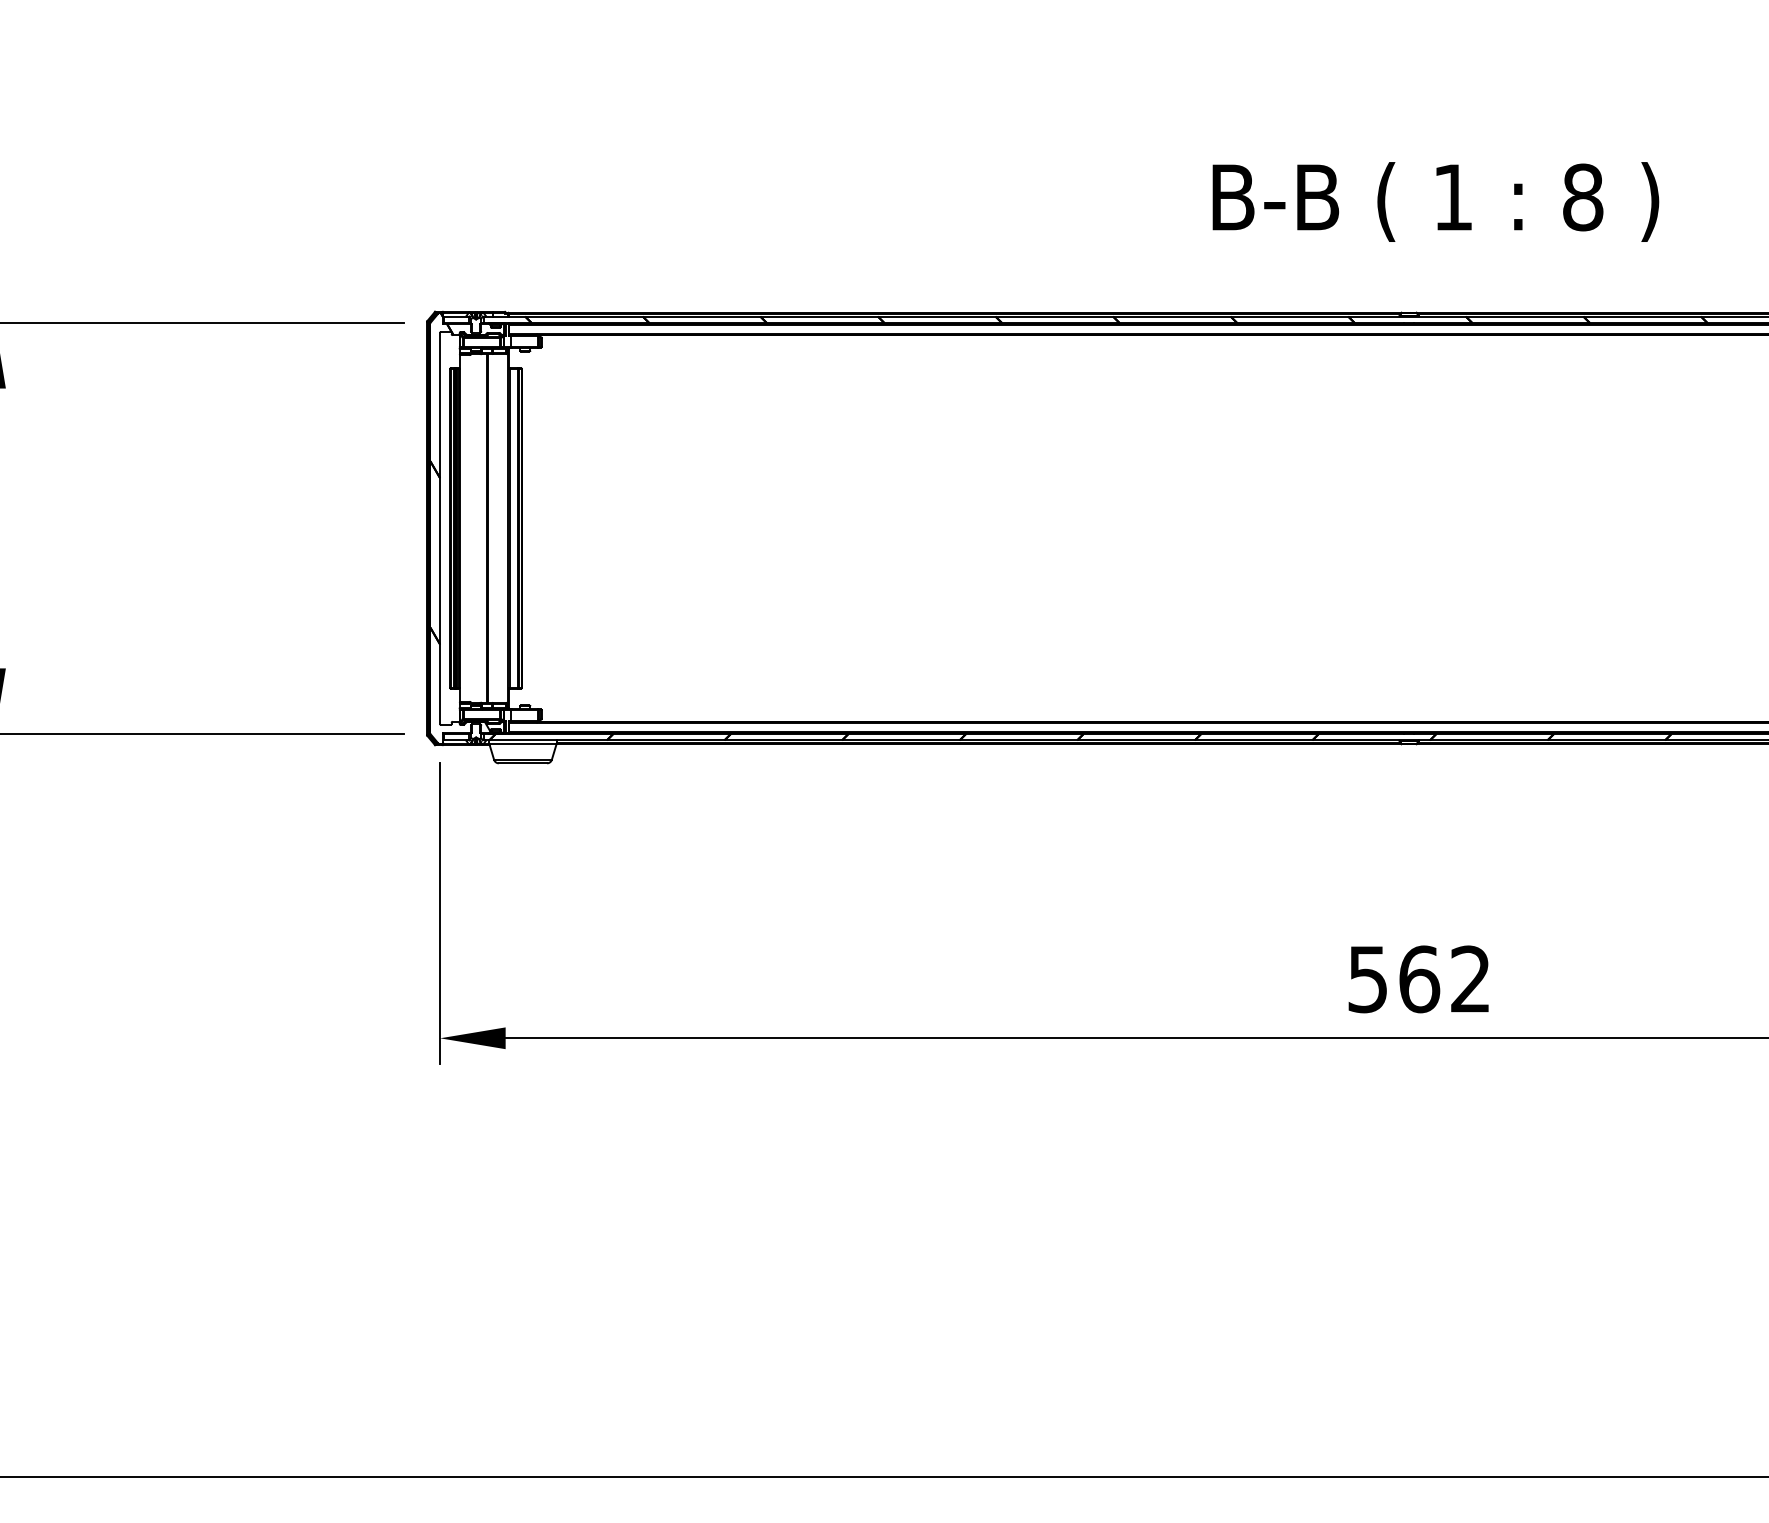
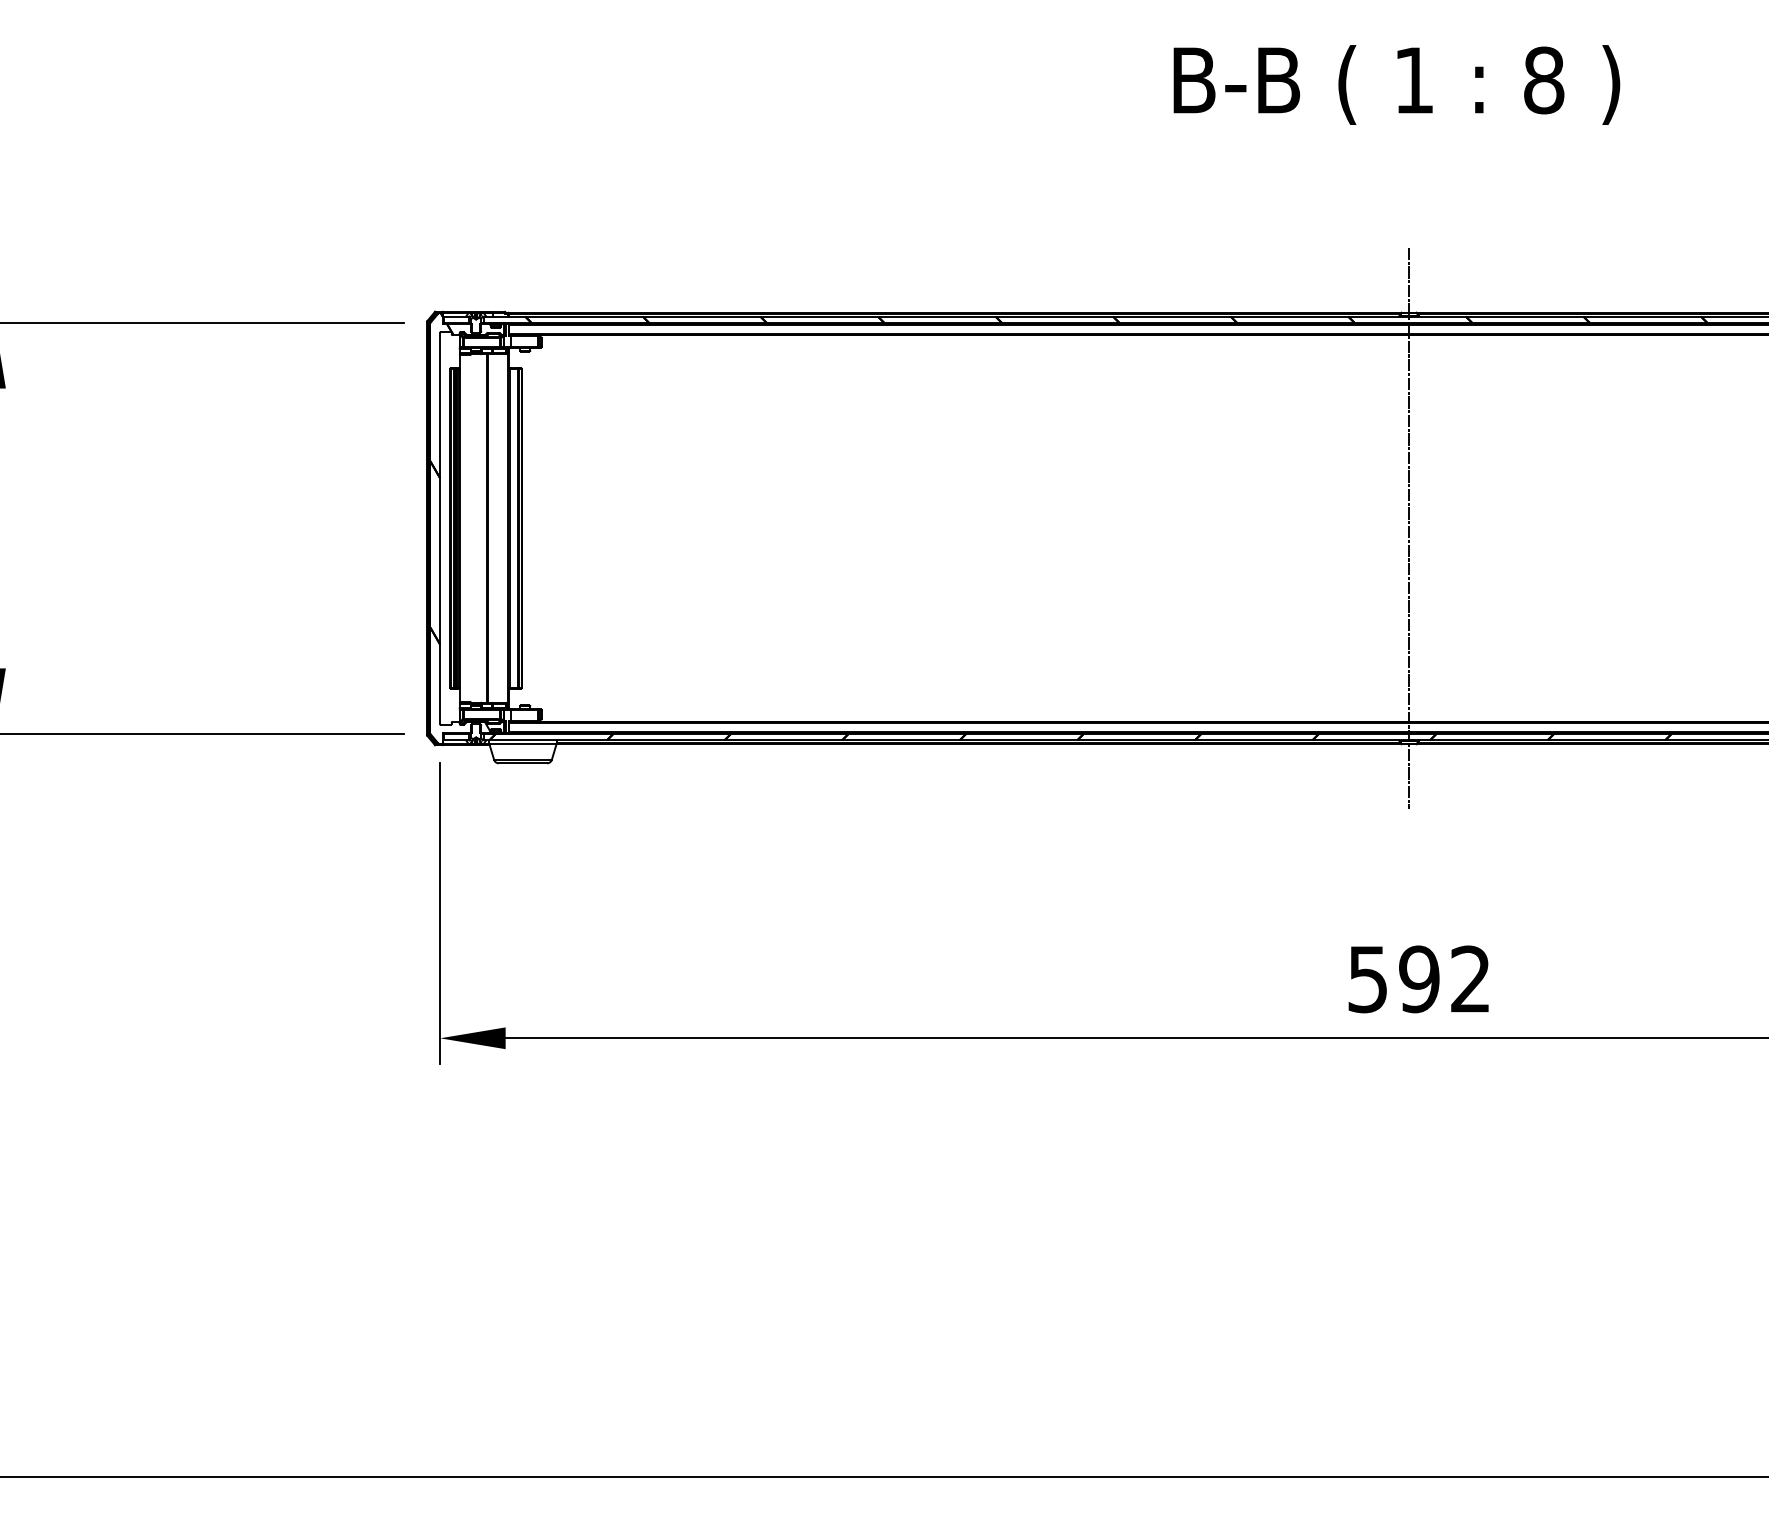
text position: (1435, 201) -> (1396, 84) (1396, 84)
line: none -> present (1409, 528)
text: 562 -> 592 (1419, 979)
